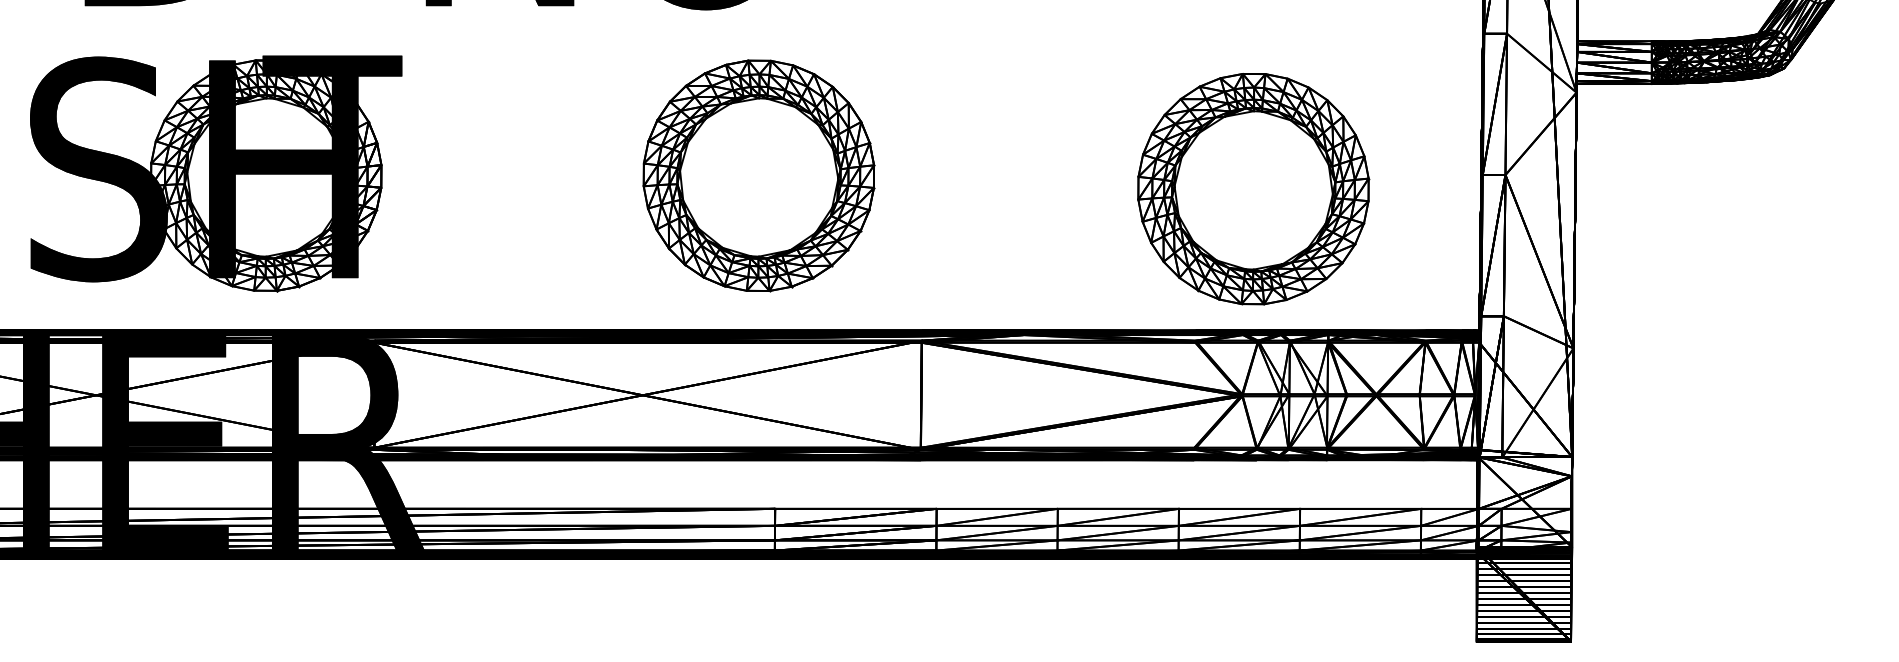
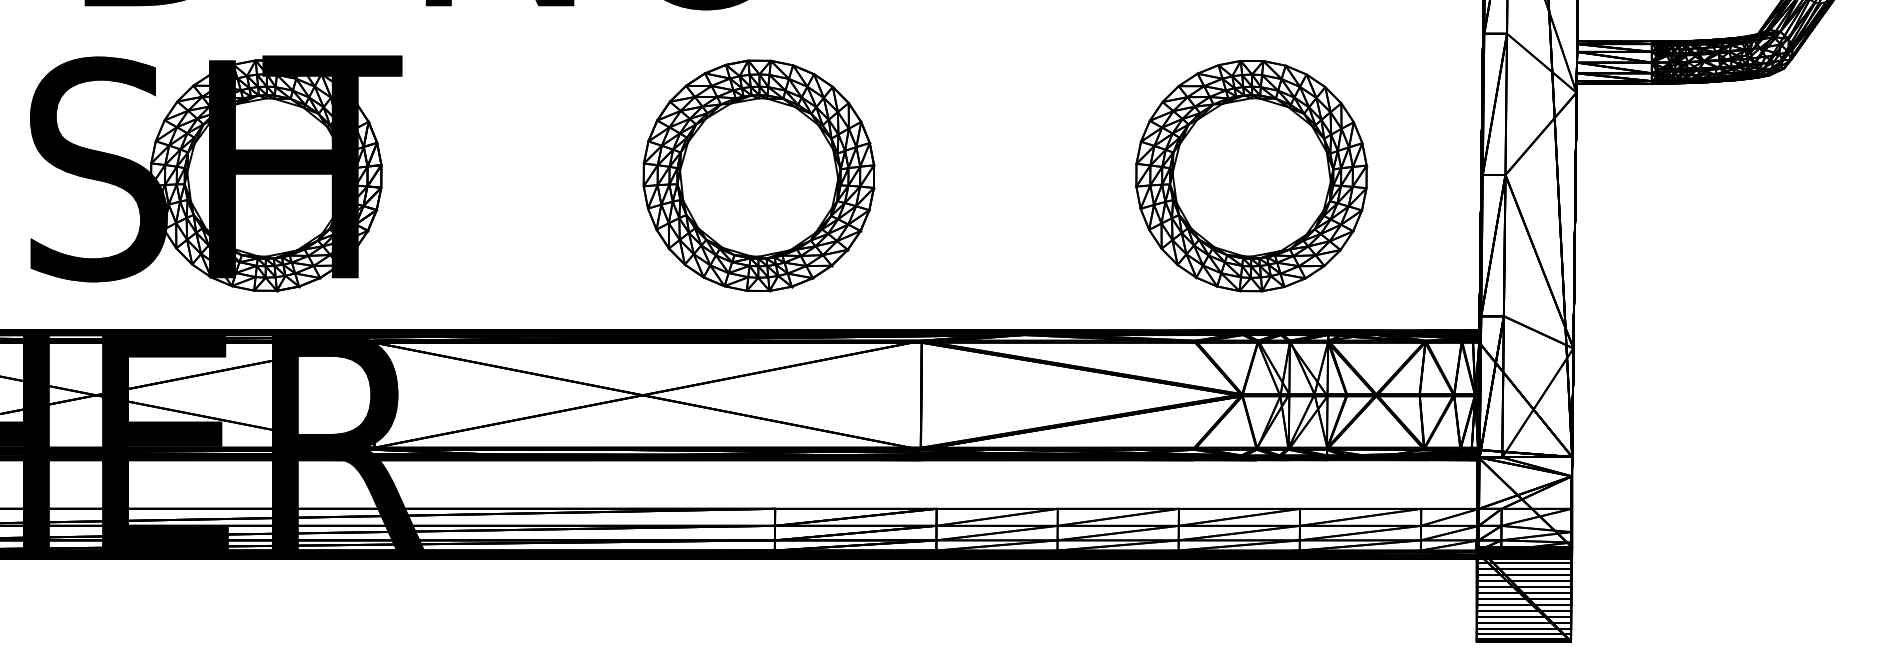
part position: (1253, 189) -> (1251, 176) (1251, 176)
